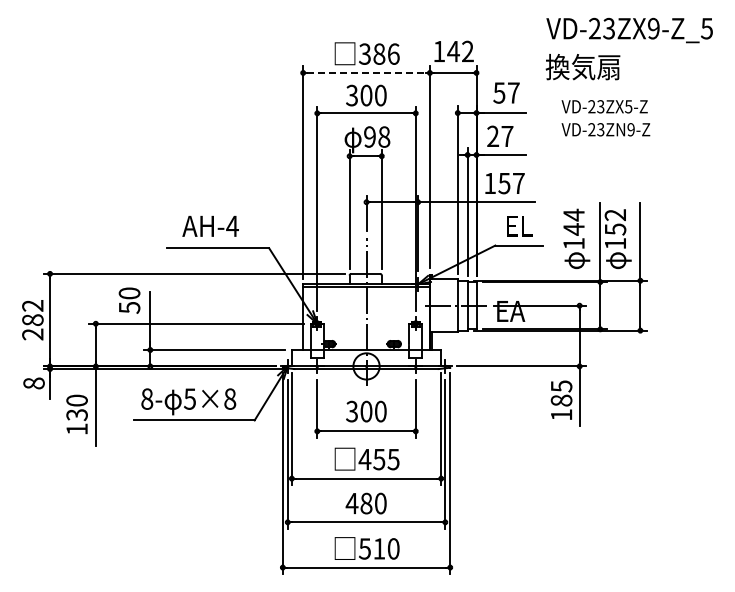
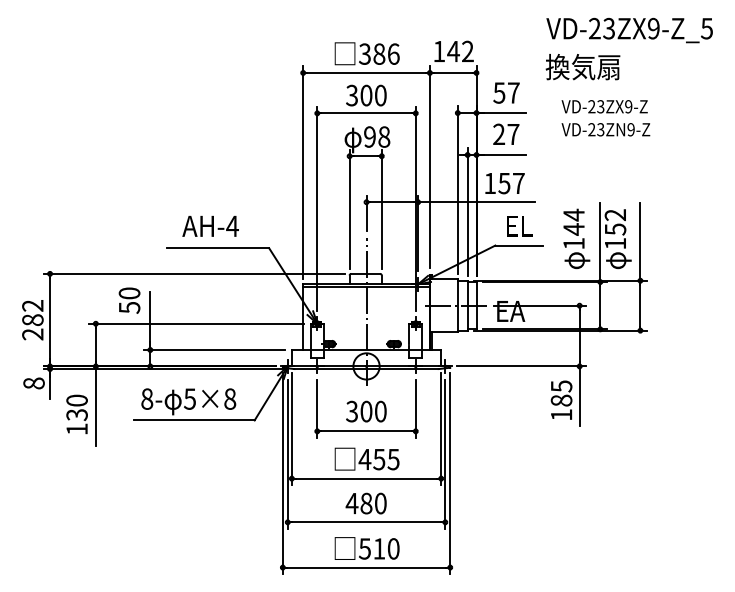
line: dashed -> solid (367, 72)
text: VD-23ZX5-Z -> VD-23ZX9-Z (628, 106)
text position: (500, 135) -> (506, 133) (506, 133)
